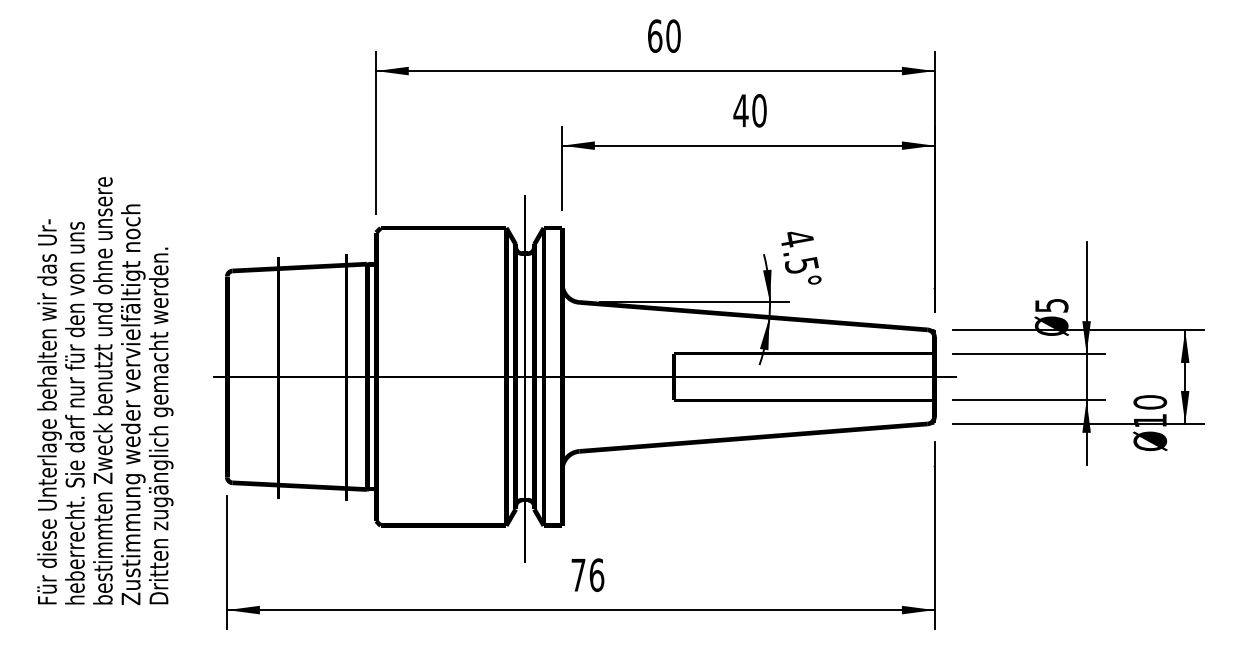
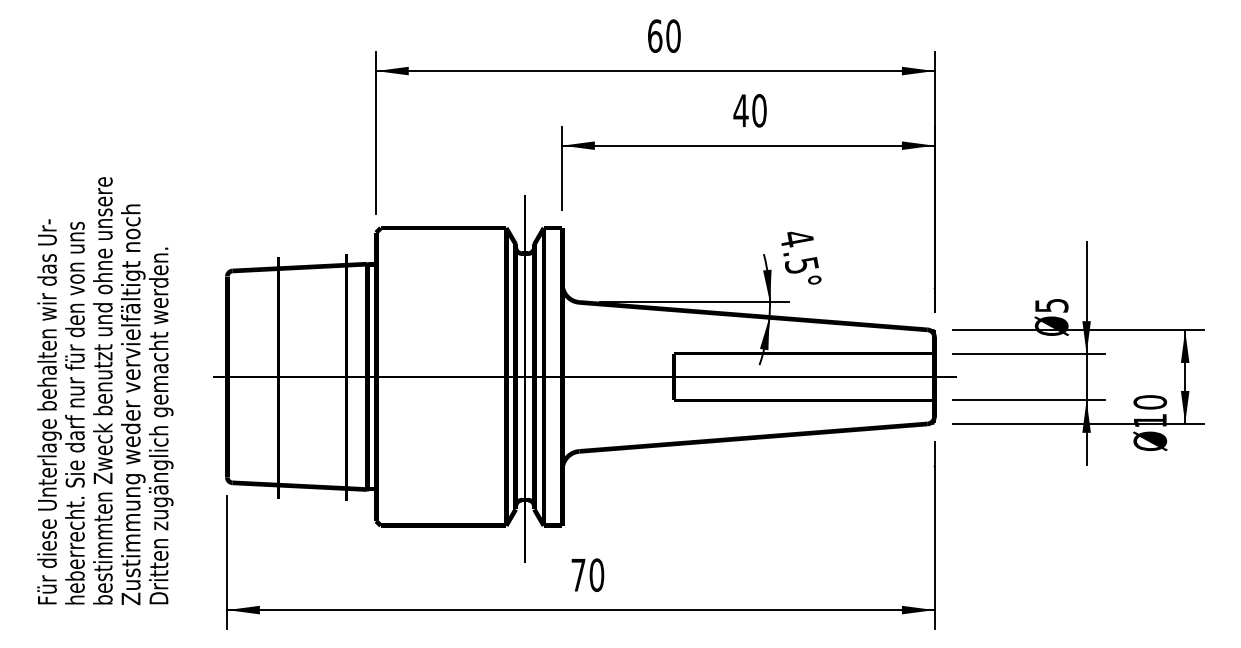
text: 76 -> 70 (596, 574)
